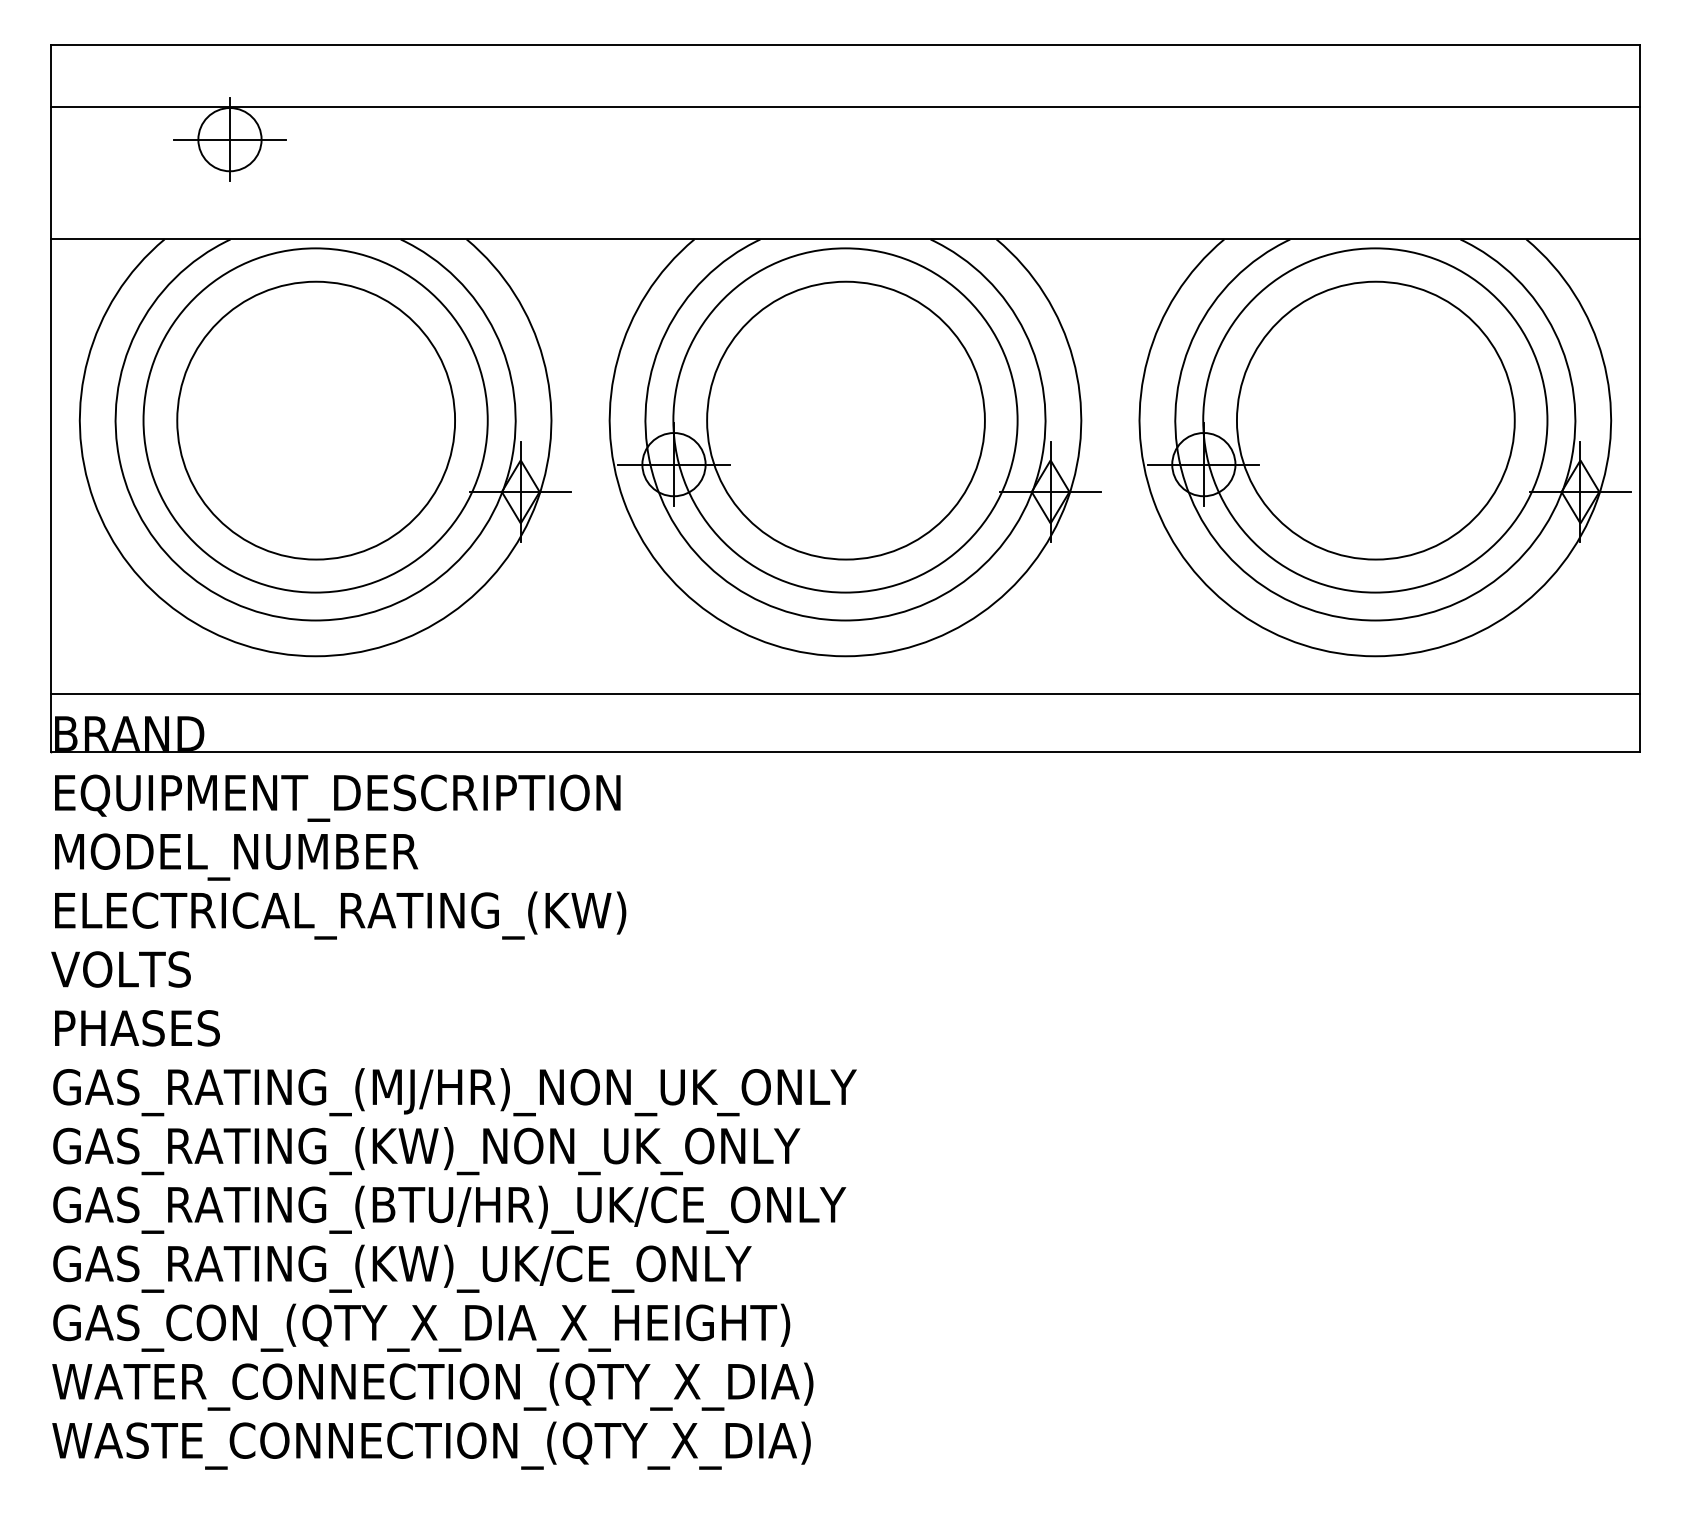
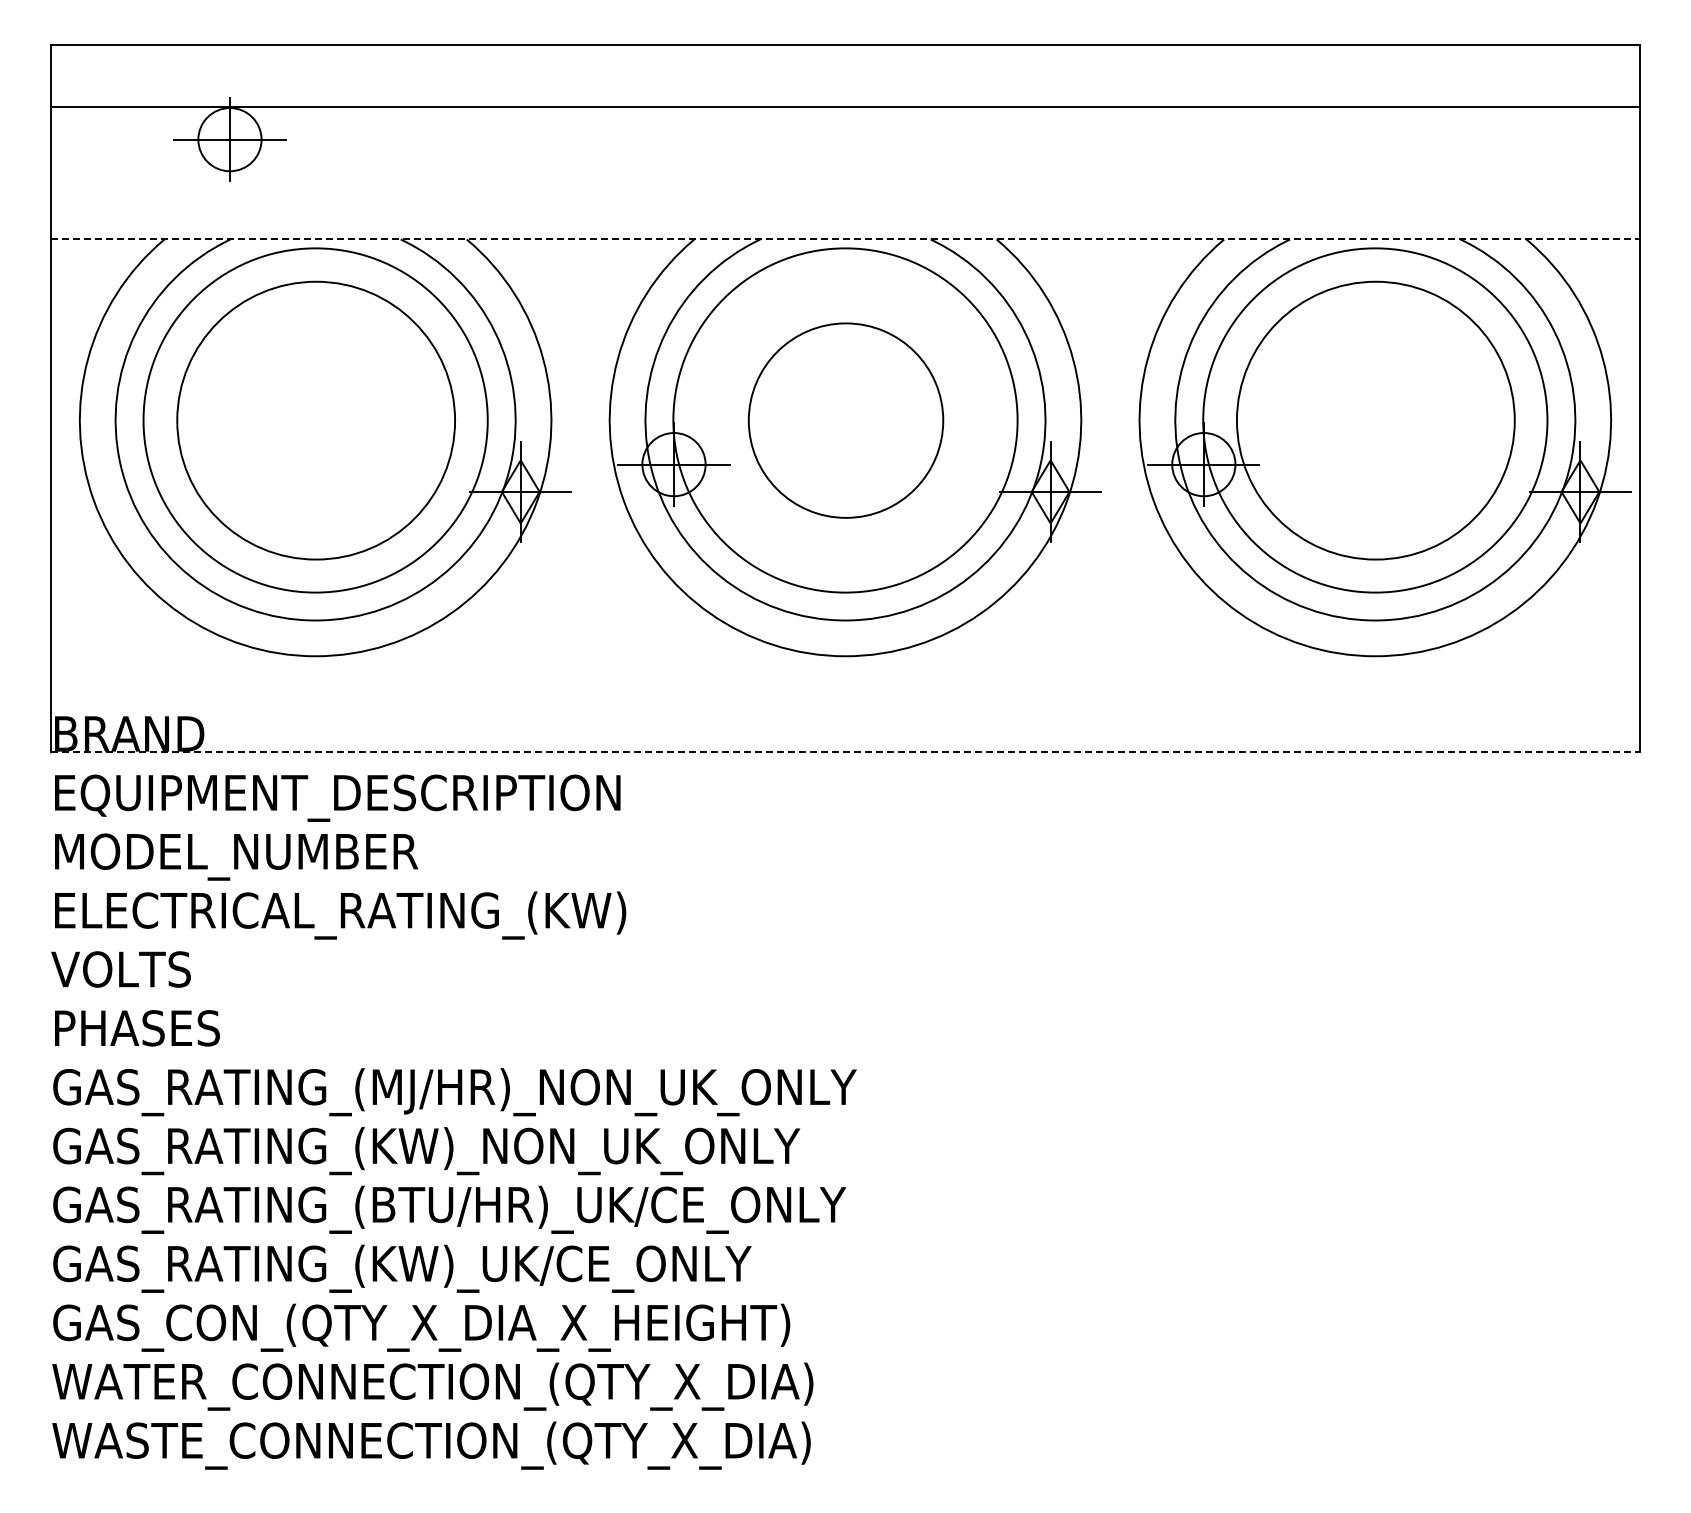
line: solid -> dashed (845, 239)
circle diameter: 278 px -> 194 px (845, 420)
line: present -> none (845, 694)
line: solid -> dashed (845, 751)
